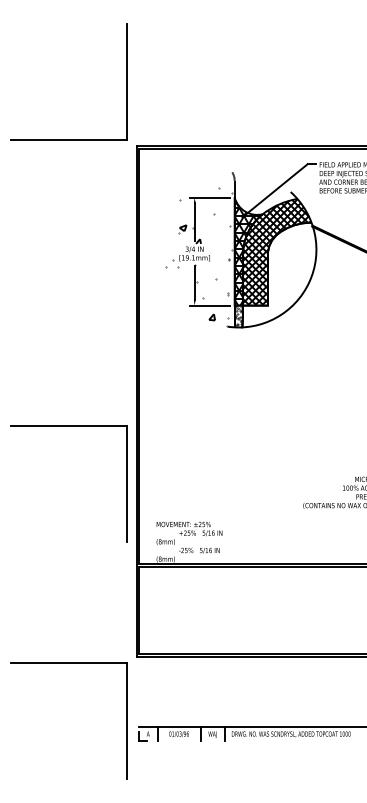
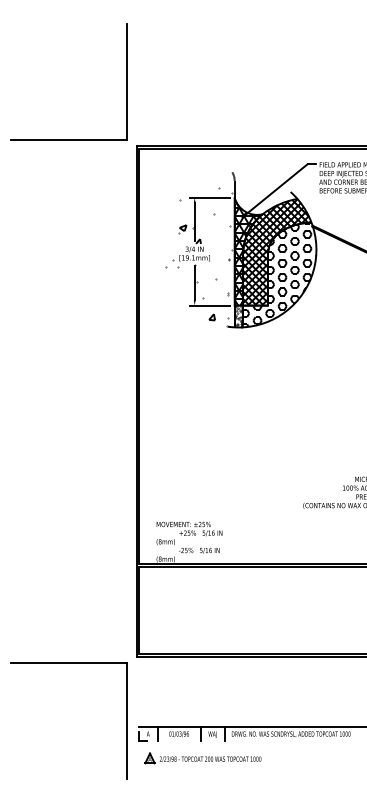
hatch: none -> present (279, 274)
part: present -> none (68, 426)
part: none -> present (202, 758)
